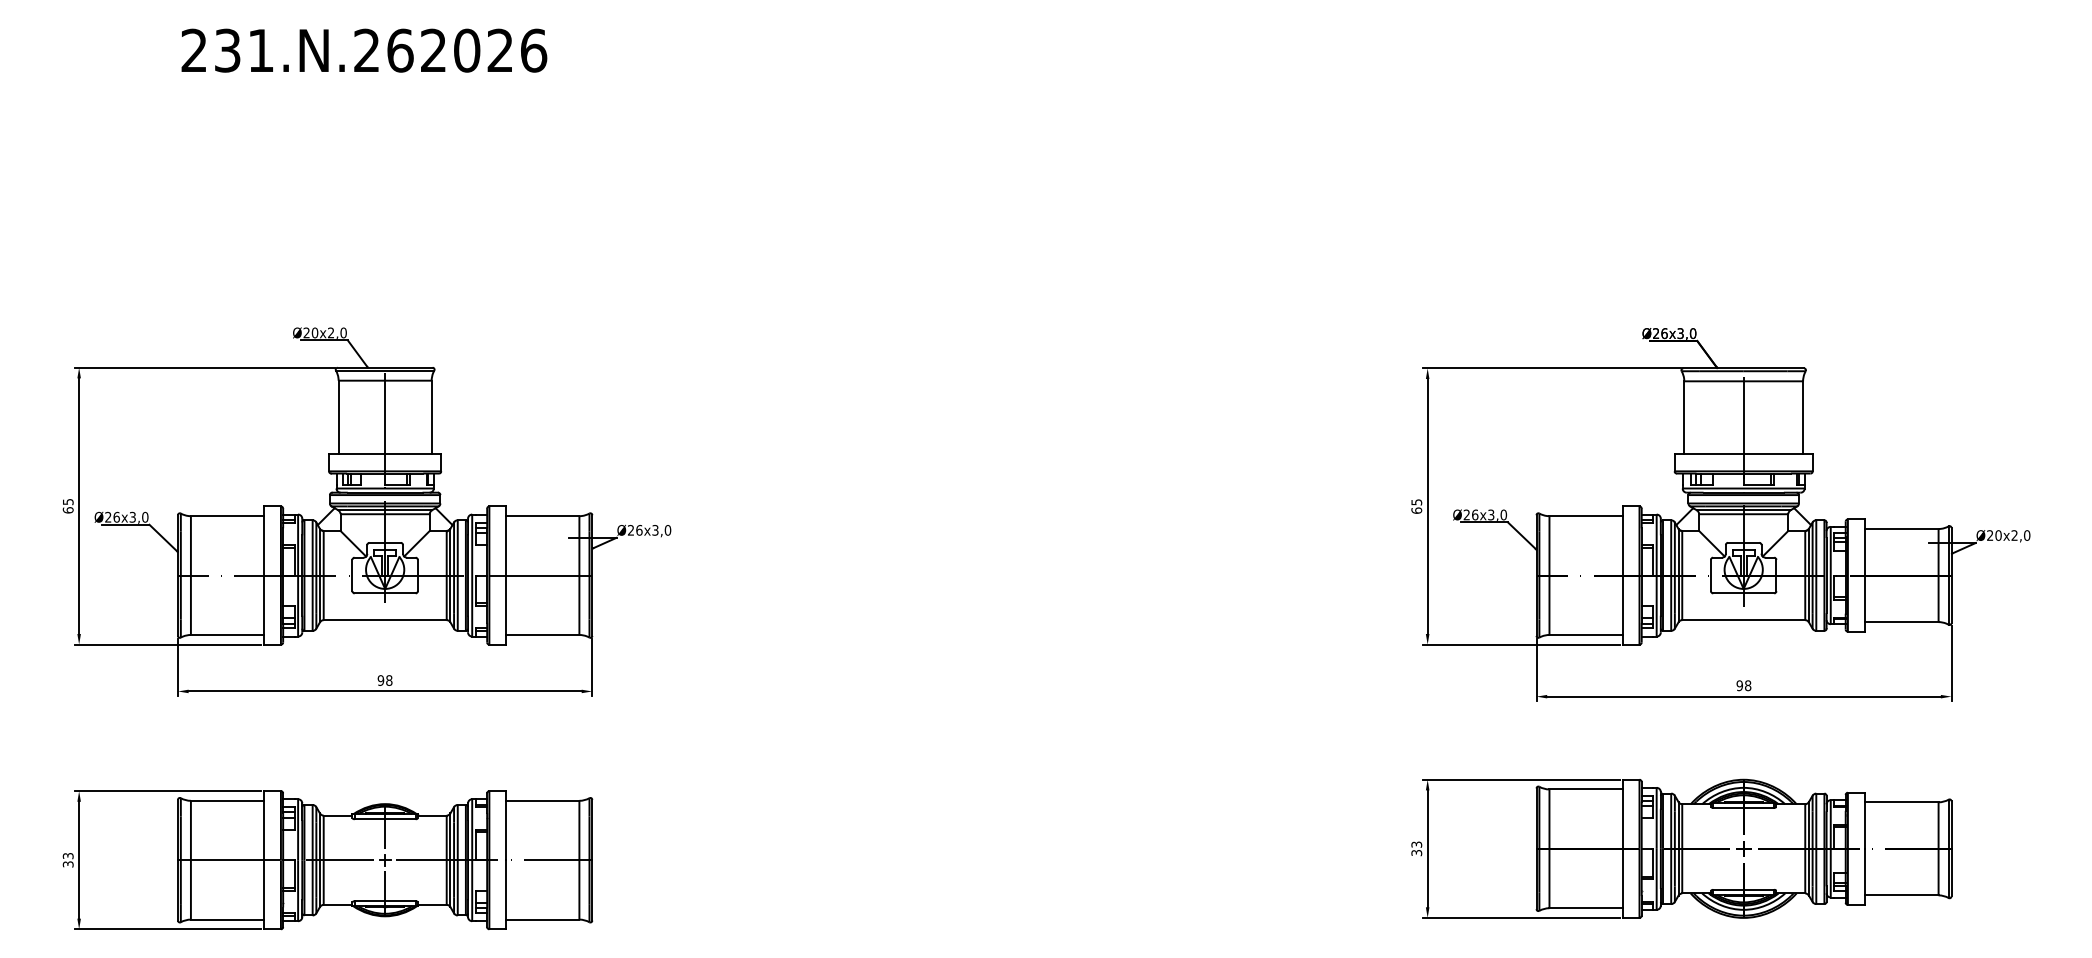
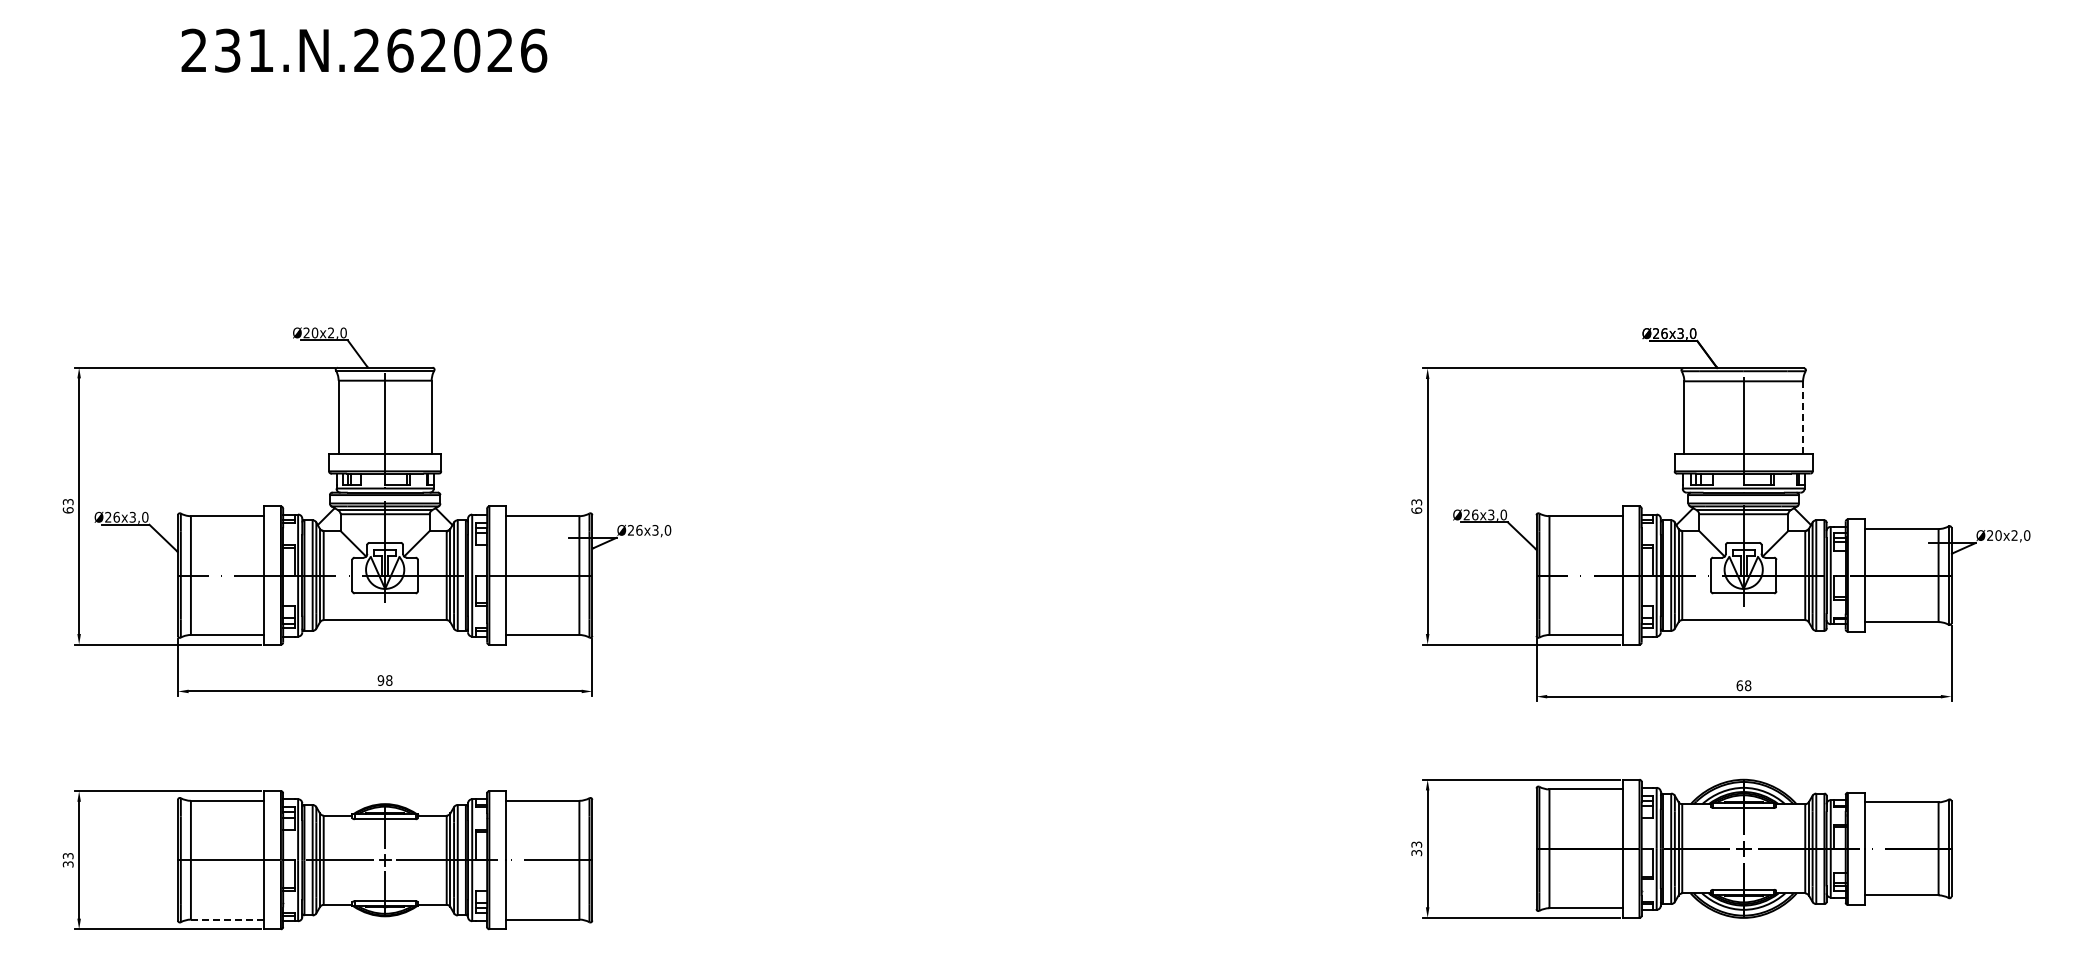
line: solid -> dashed (1803, 417)
text: 65 -> 63 (67, 501)
text: 65 -> 63 (1416, 502)
text: 98 -> 68 (1739, 685)
line: solid -> dashed (227, 919)
